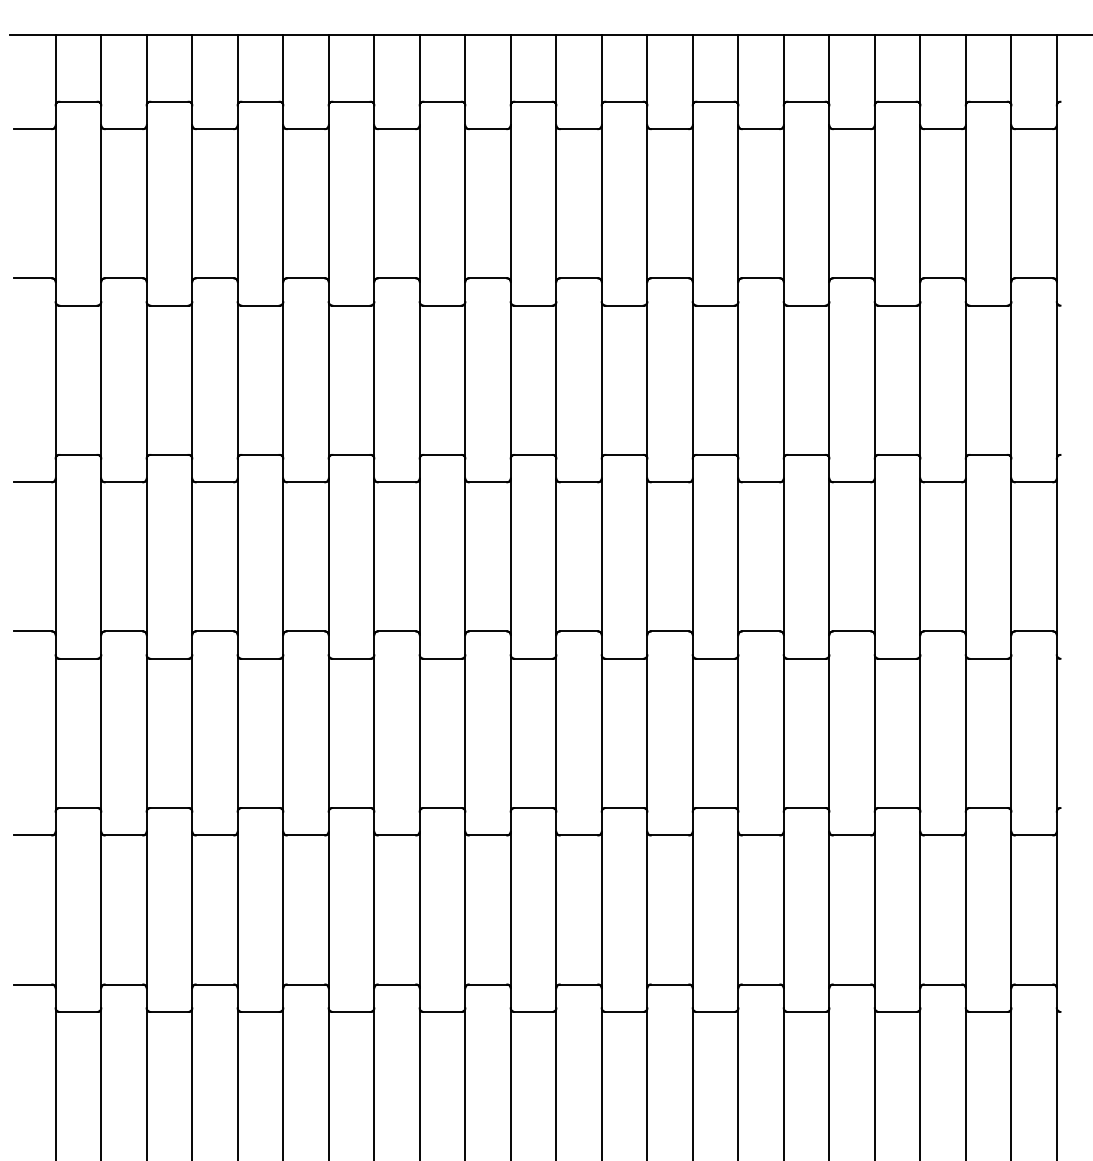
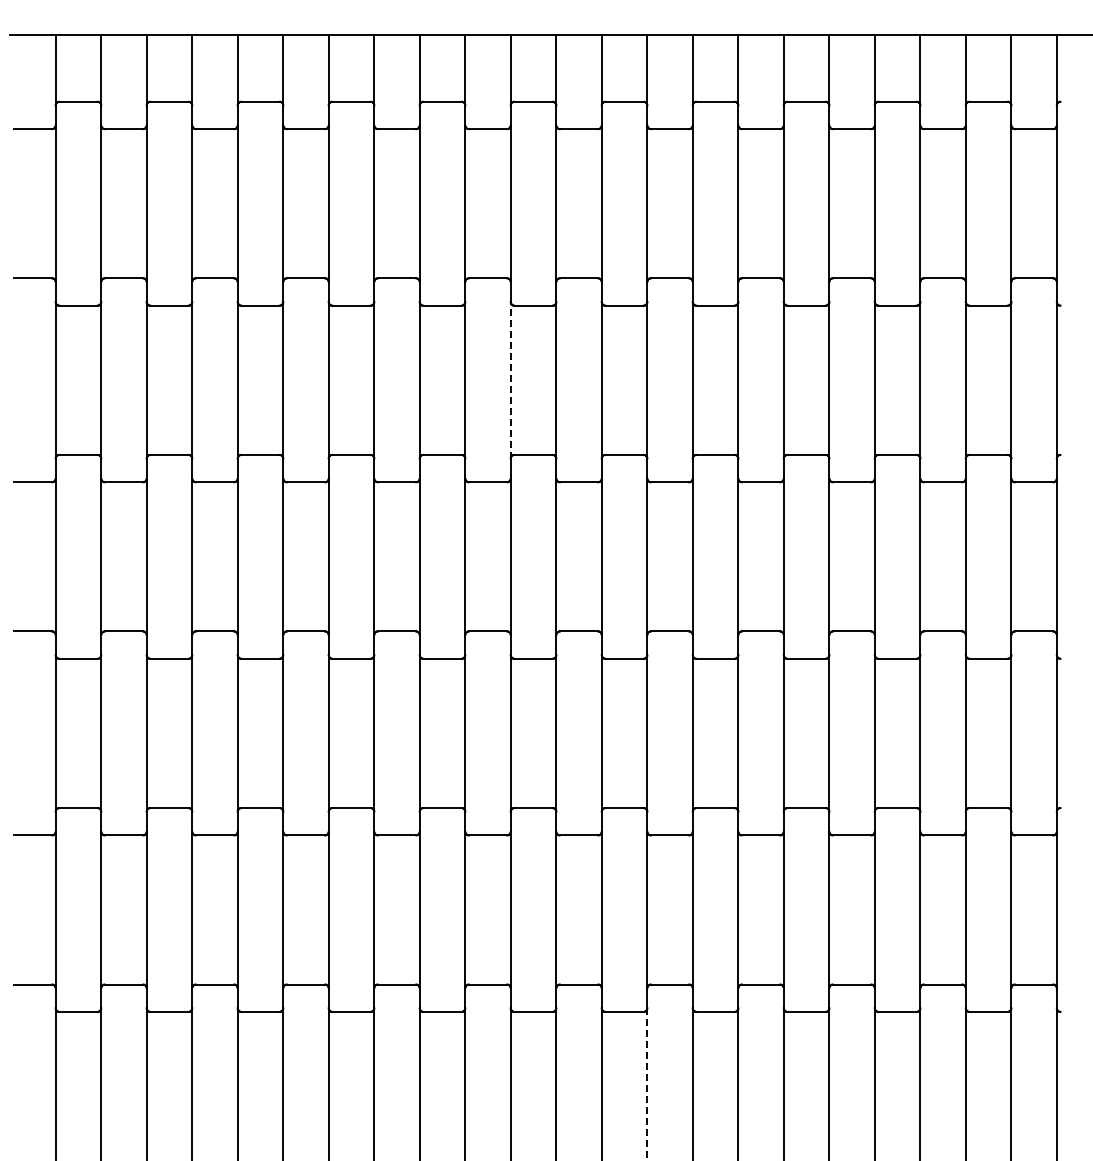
line: solid -> dashed (510, 379)
line: solid -> dashed (647, 1085)
